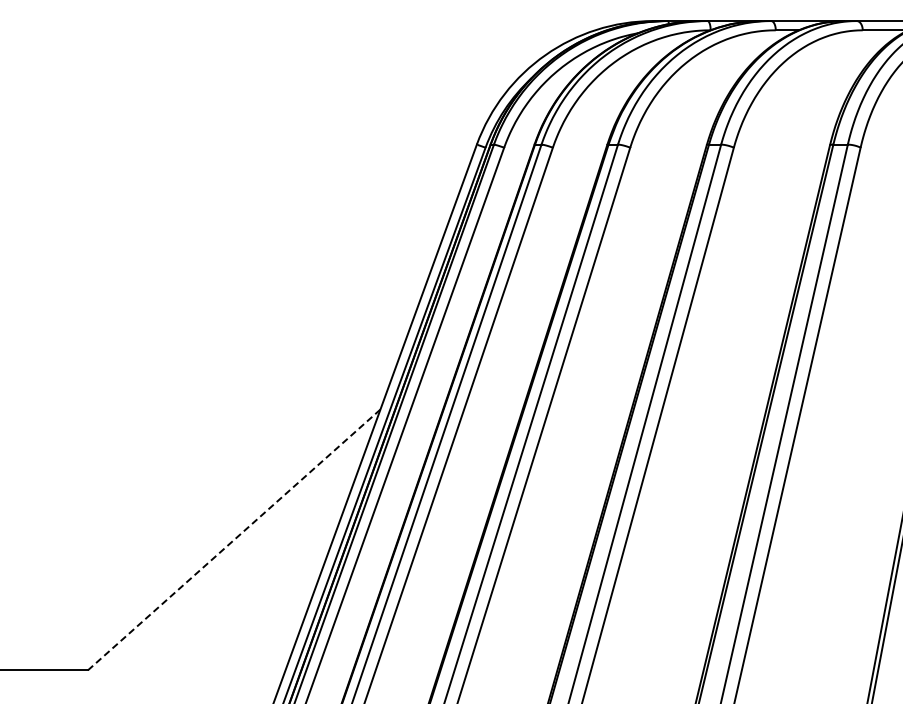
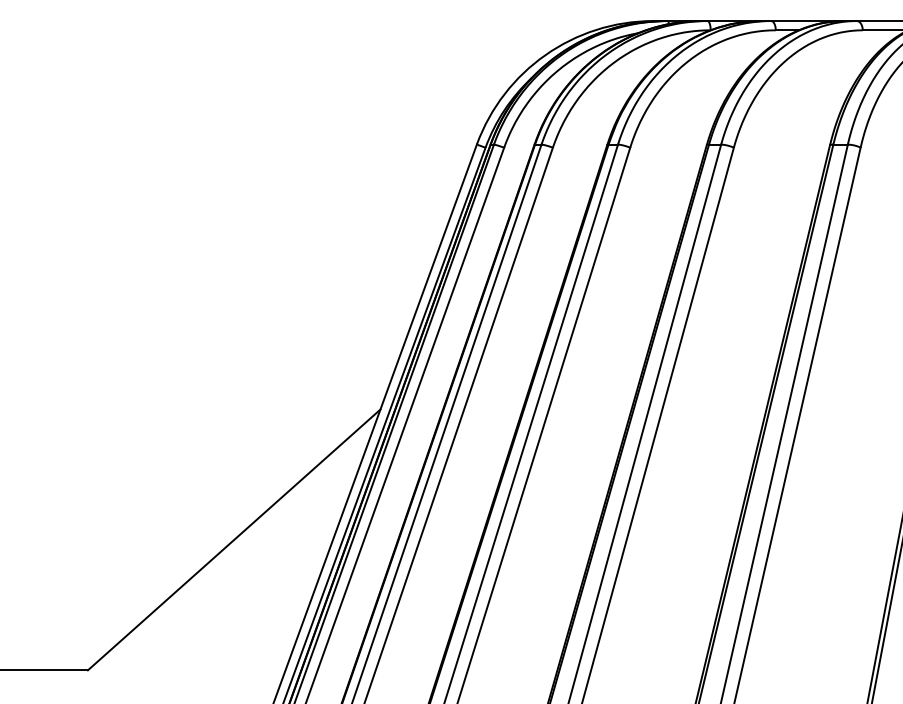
line: dashed -> solid (234, 539)
